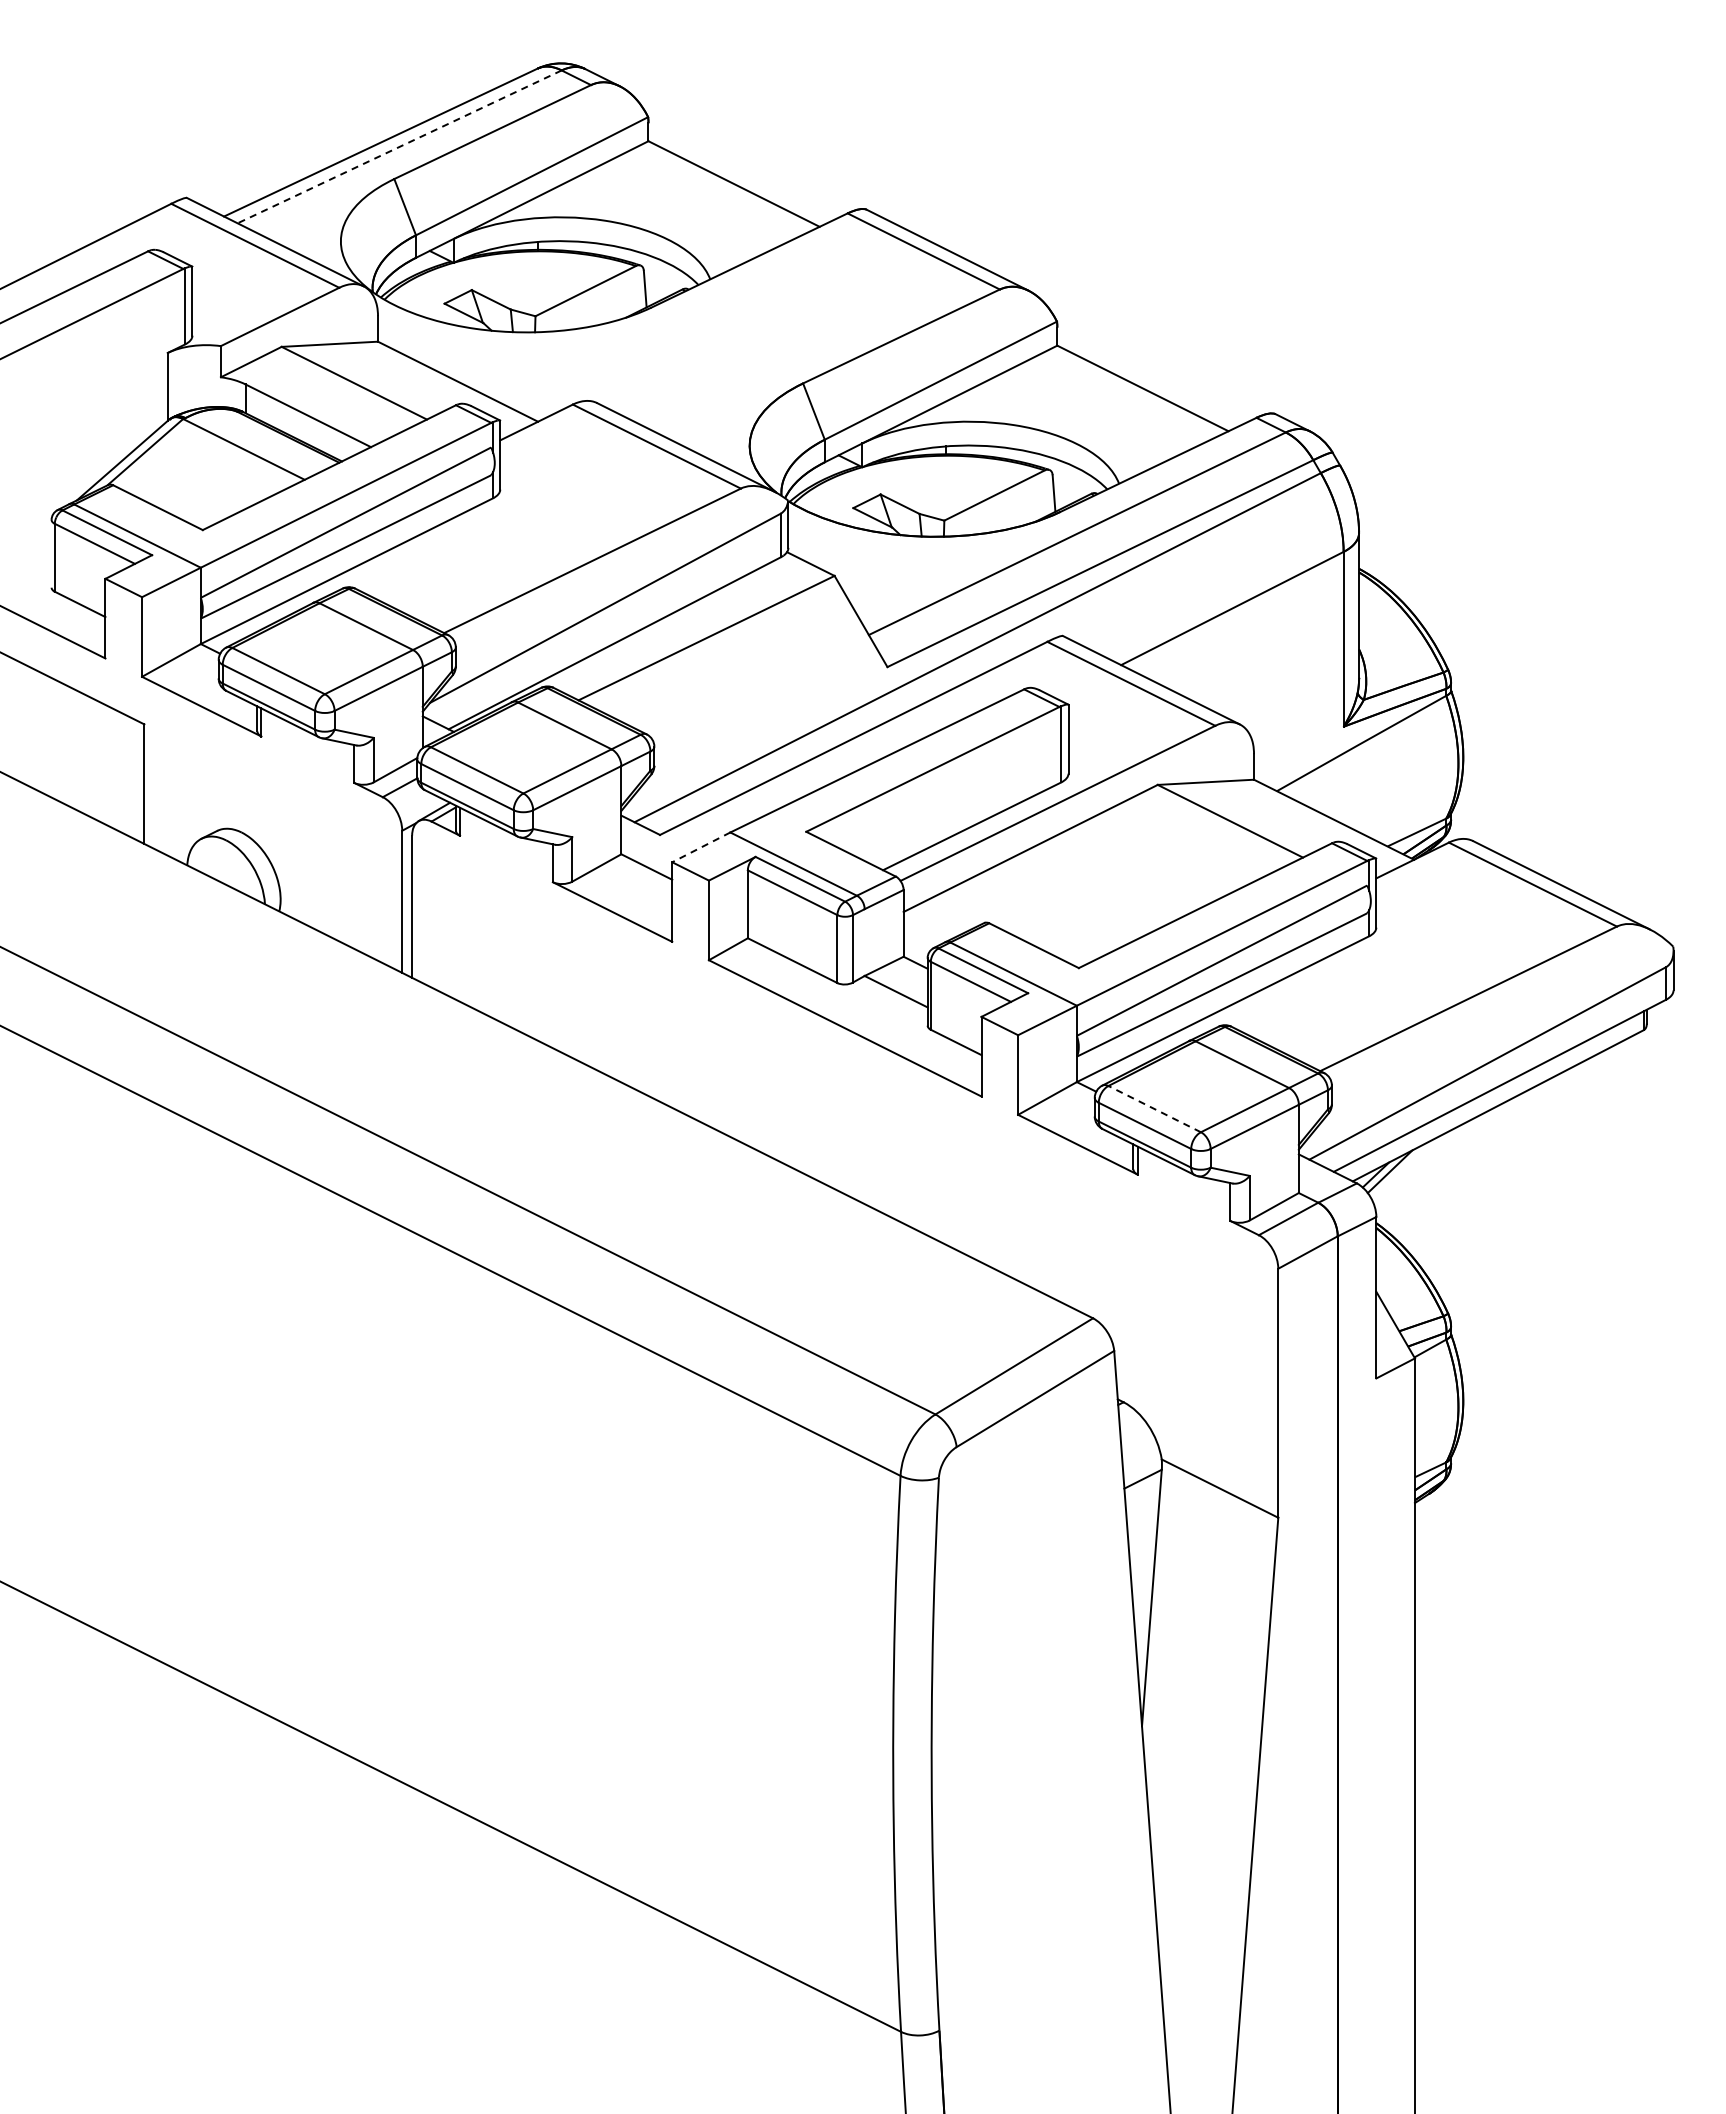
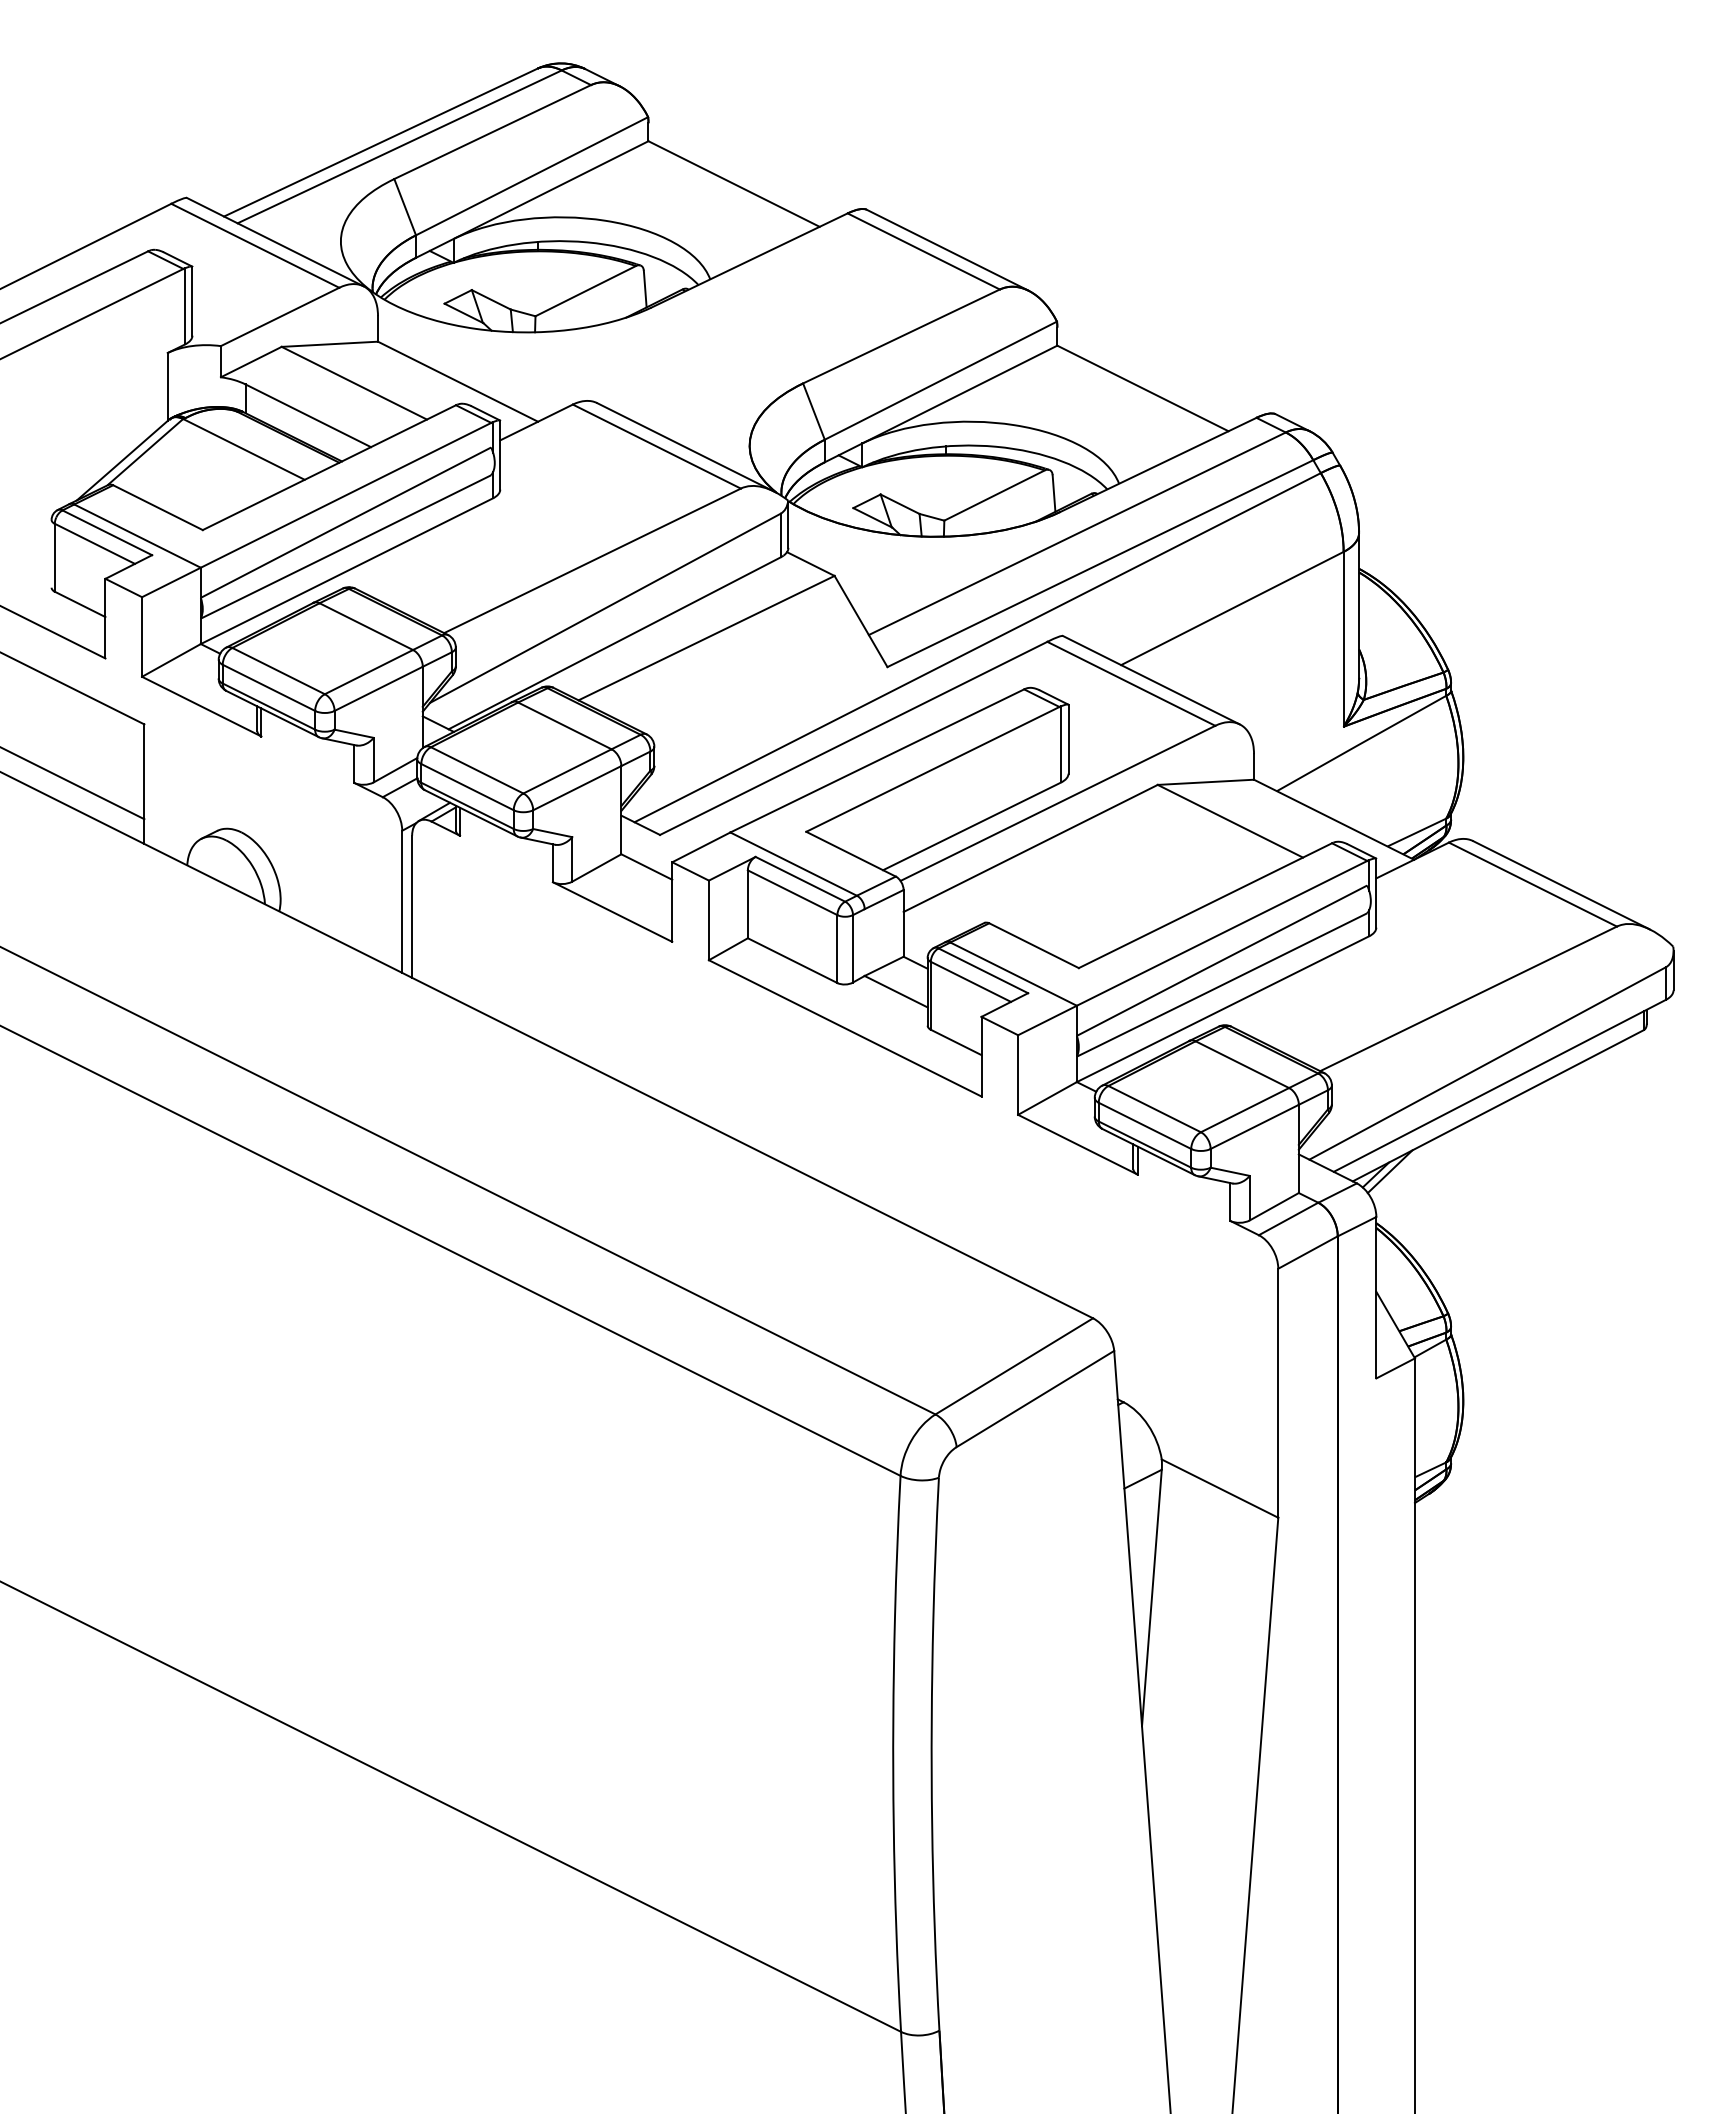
line: dashed -> solid (399, 147)
line: none -> present (73, 783)
line: dashed -> solid (701, 847)
line: dashed -> solid (1154, 1109)
